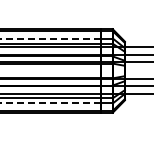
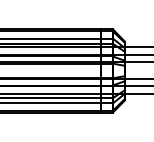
line: dashed -> solid (49, 38)
line: dashed -> solid (49, 103)
